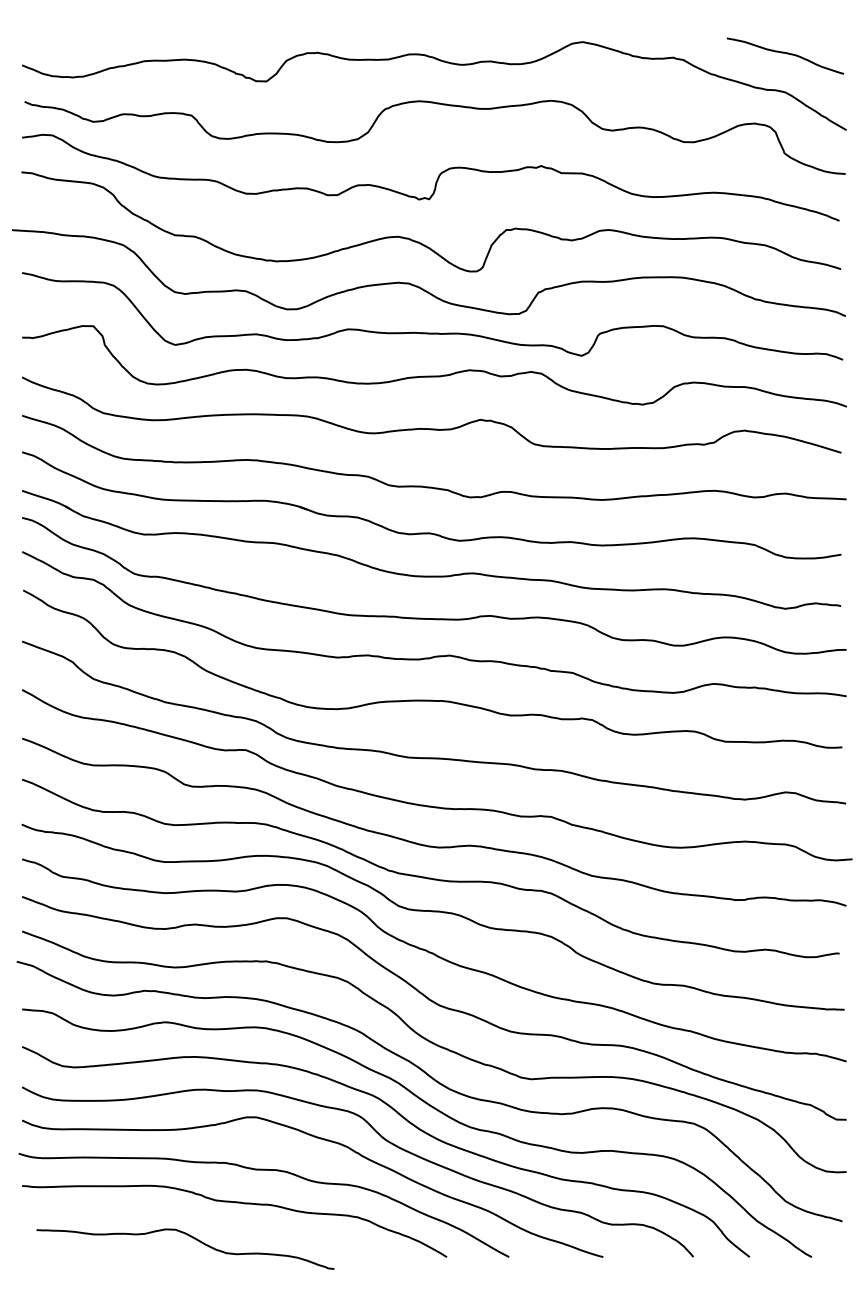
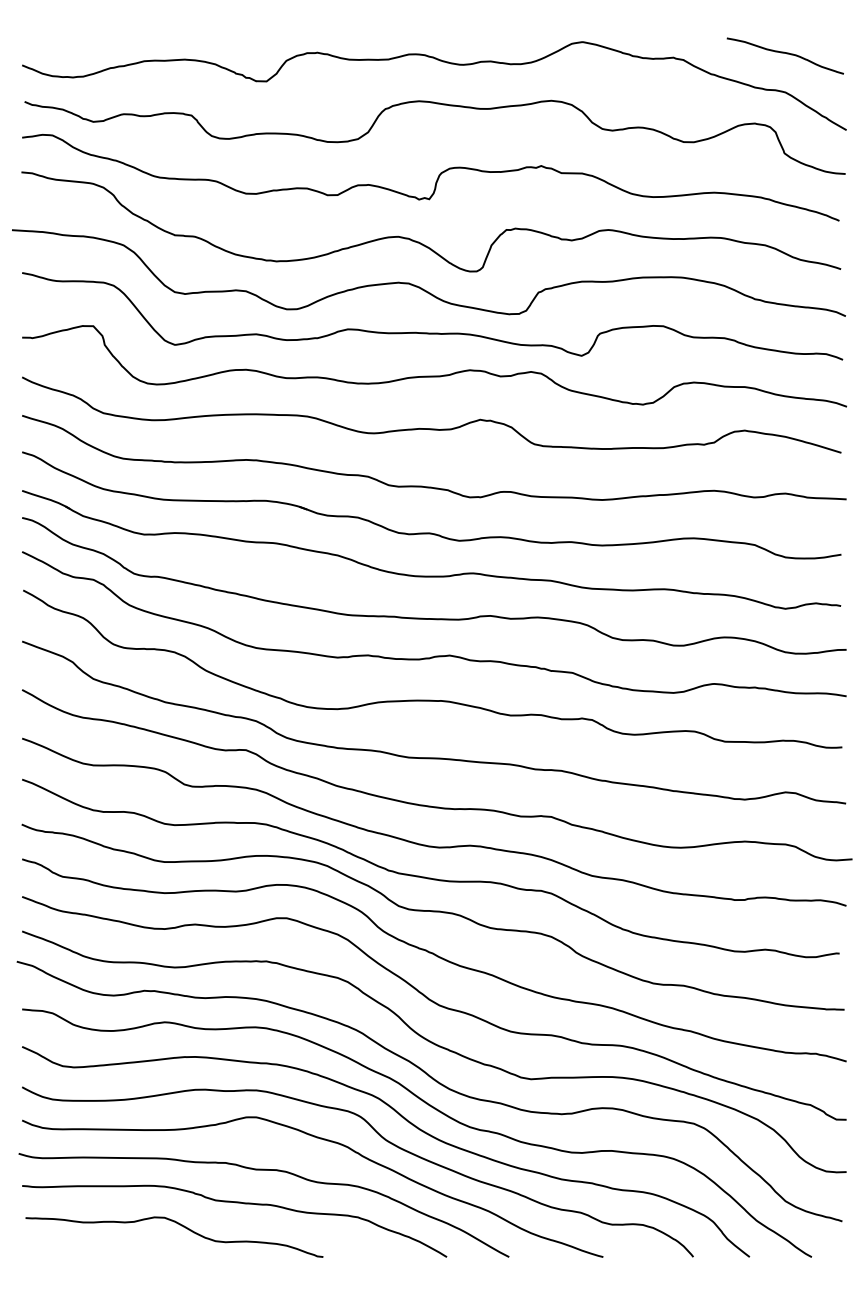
curve position: (190, 1237) -> (179, 1225) (179, 1225)
